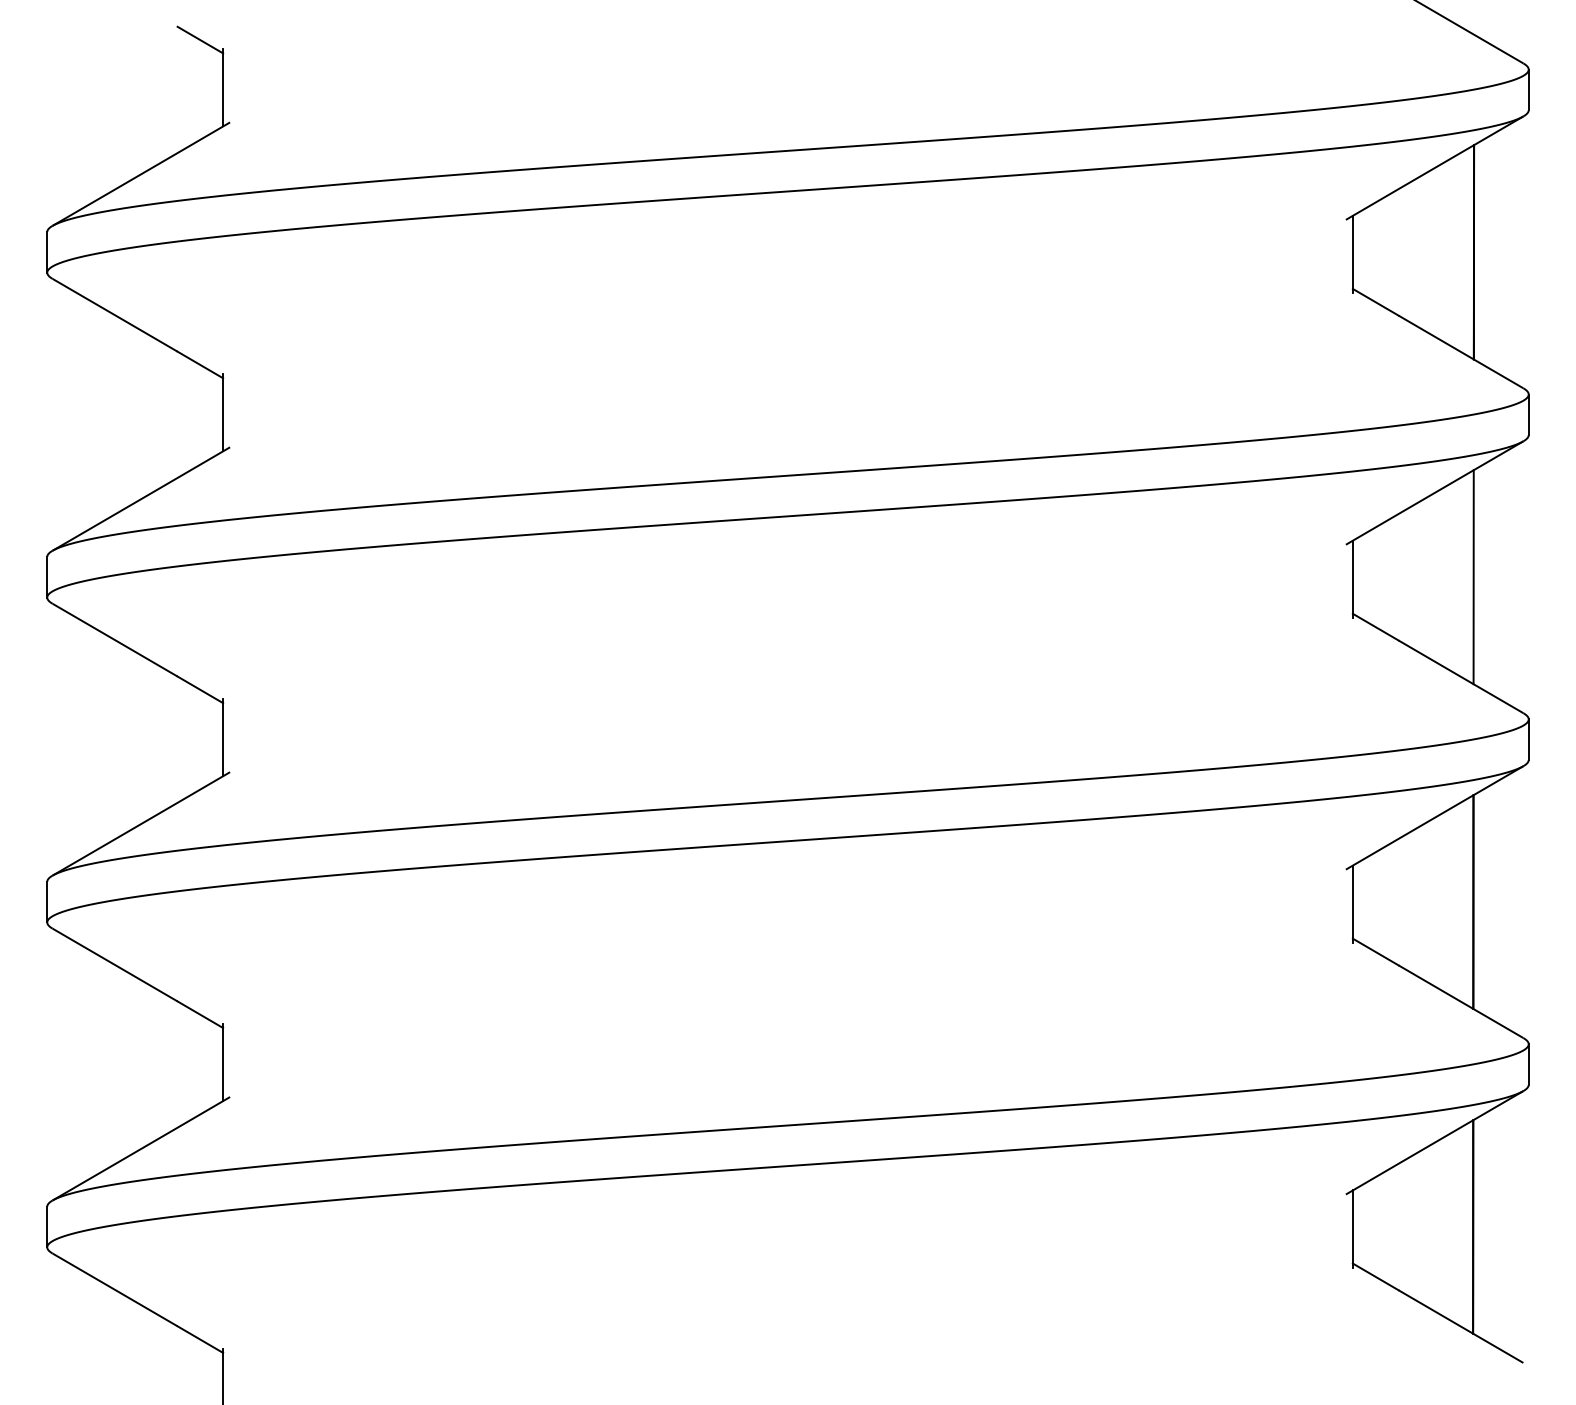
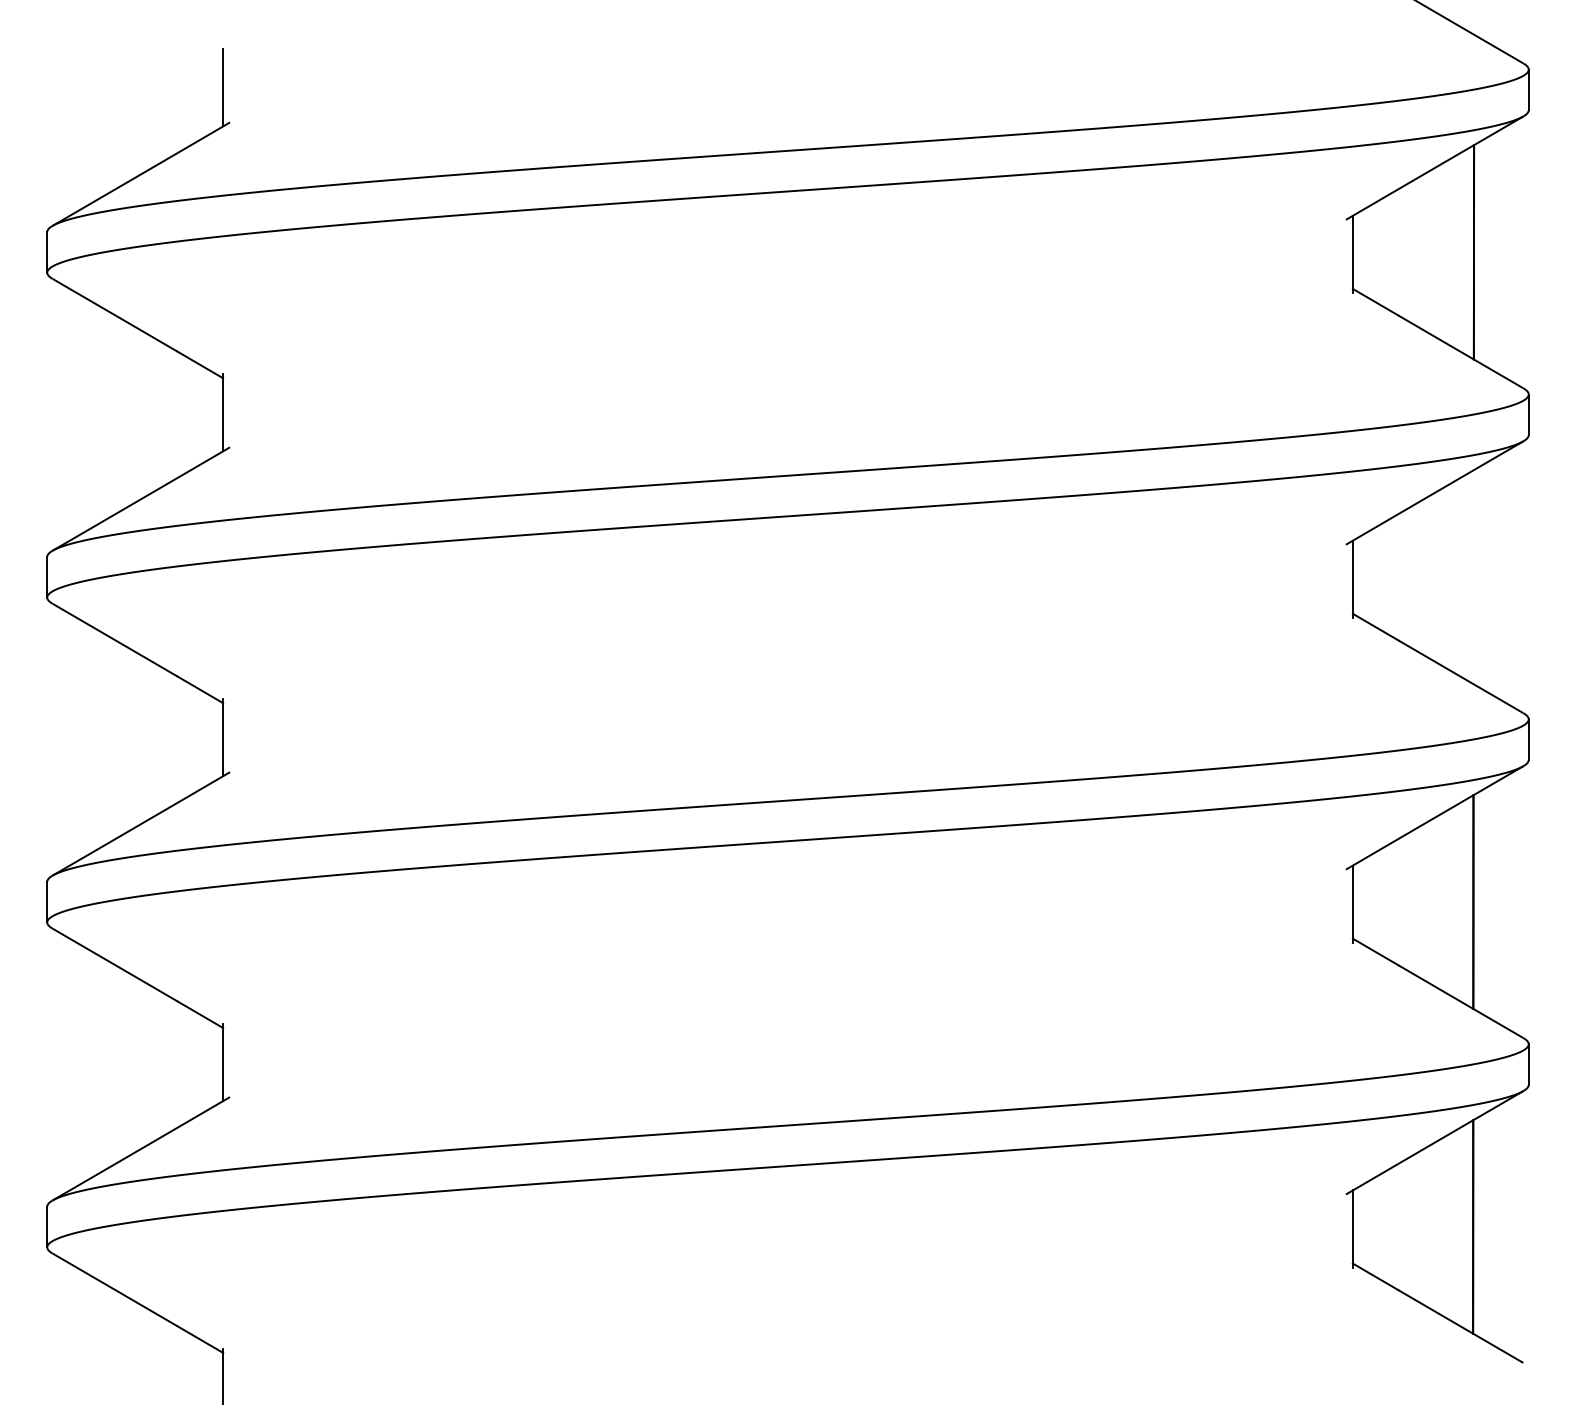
line: present -> none (200, 39)
line: present -> none (1473, 577)
